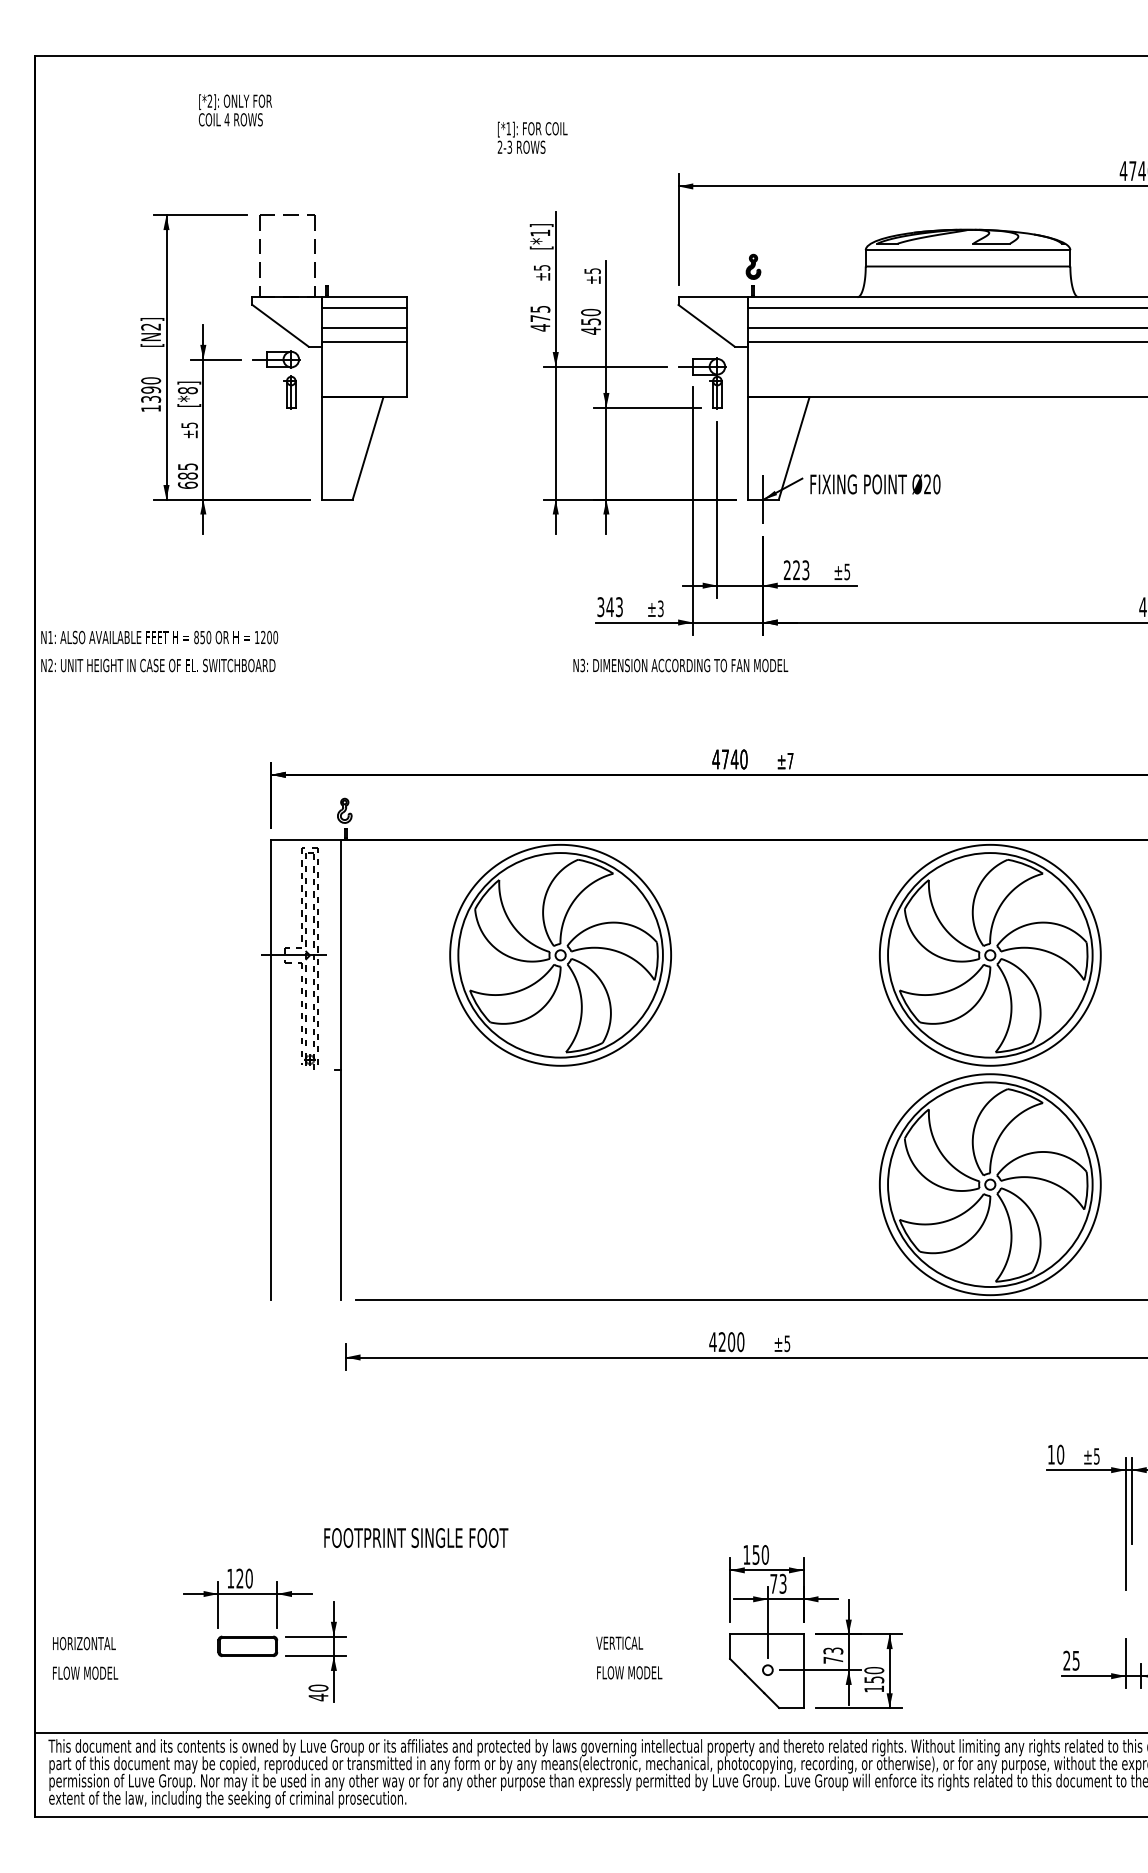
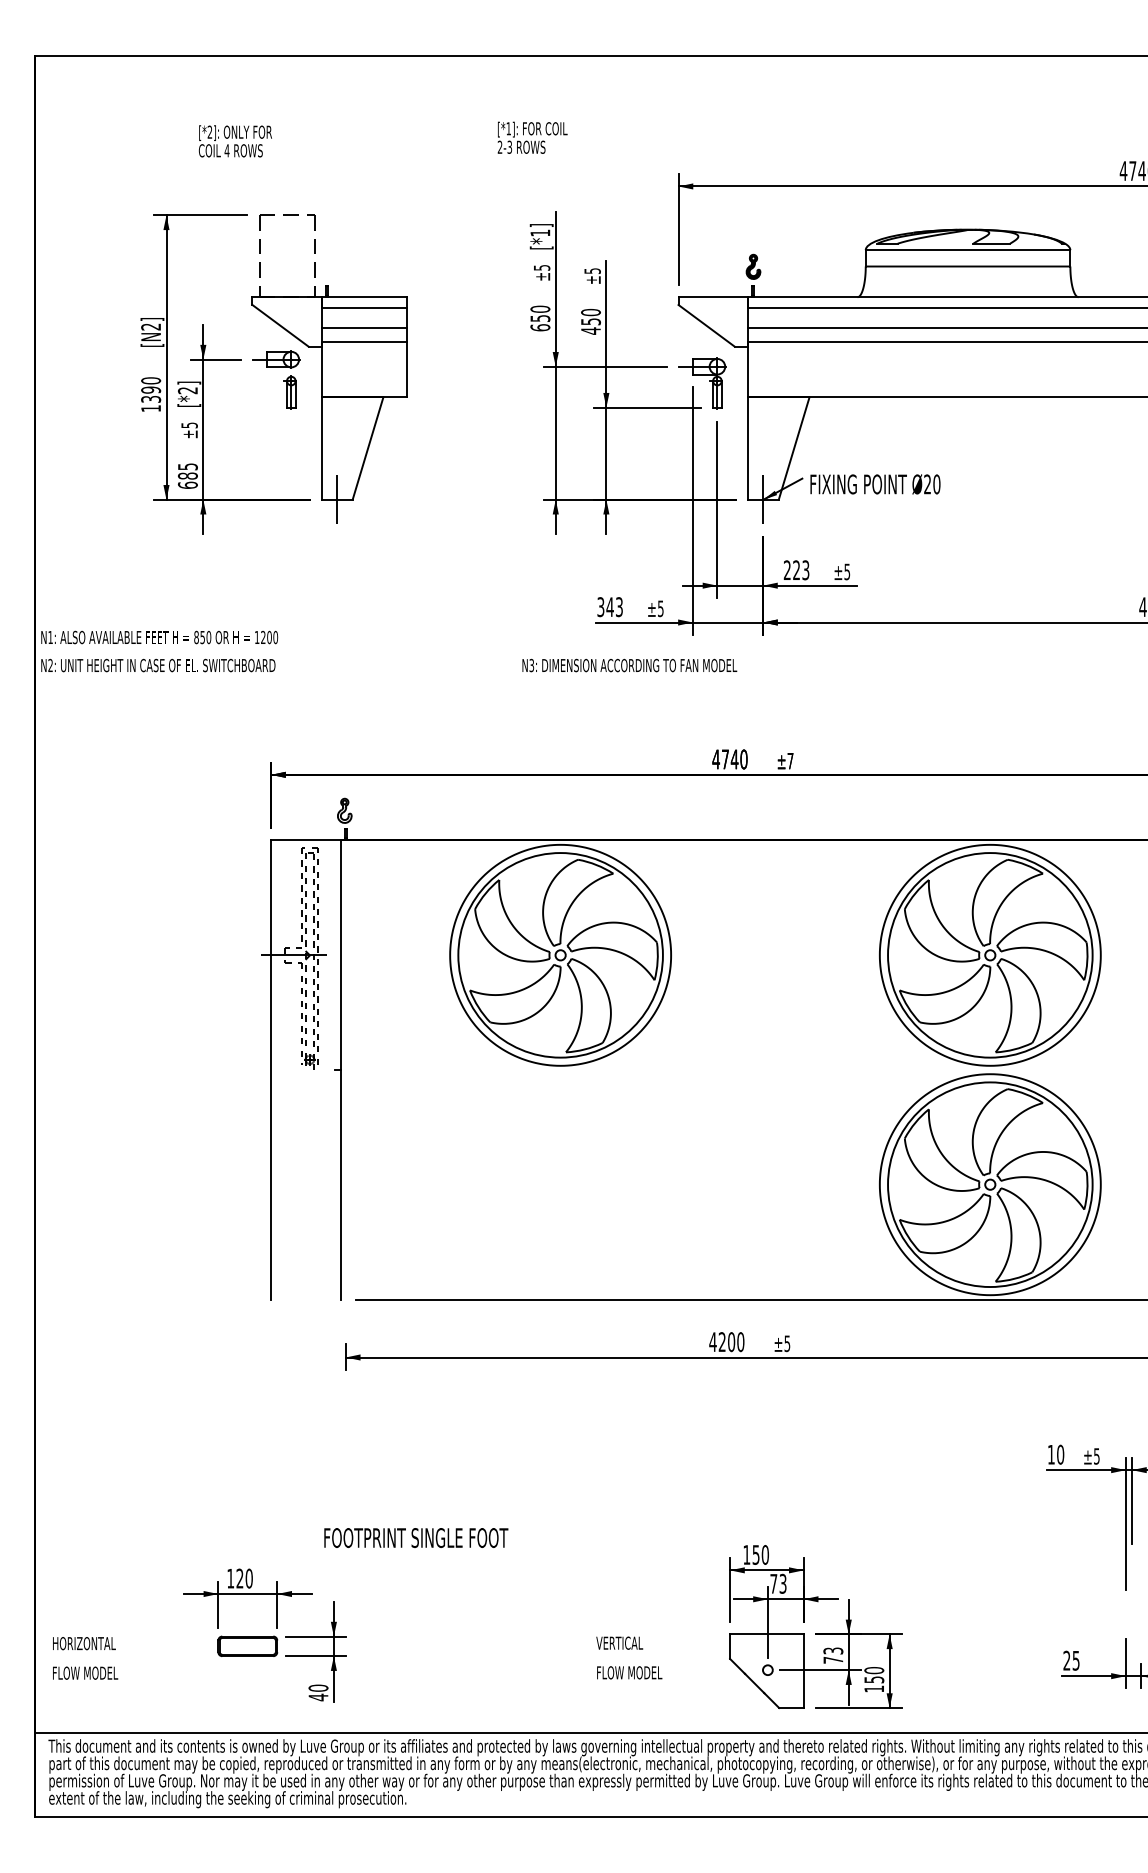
text position: (234, 110) -> (234, 141) (234, 141)
text: 475 -> 650 (540, 318)
text: [*8] -> [*2] (187, 390)
line: none -> present (336, 499)
text: ±3 -> ±5 (660, 608)
text position: (680, 665) -> (629, 665) (629, 665)
